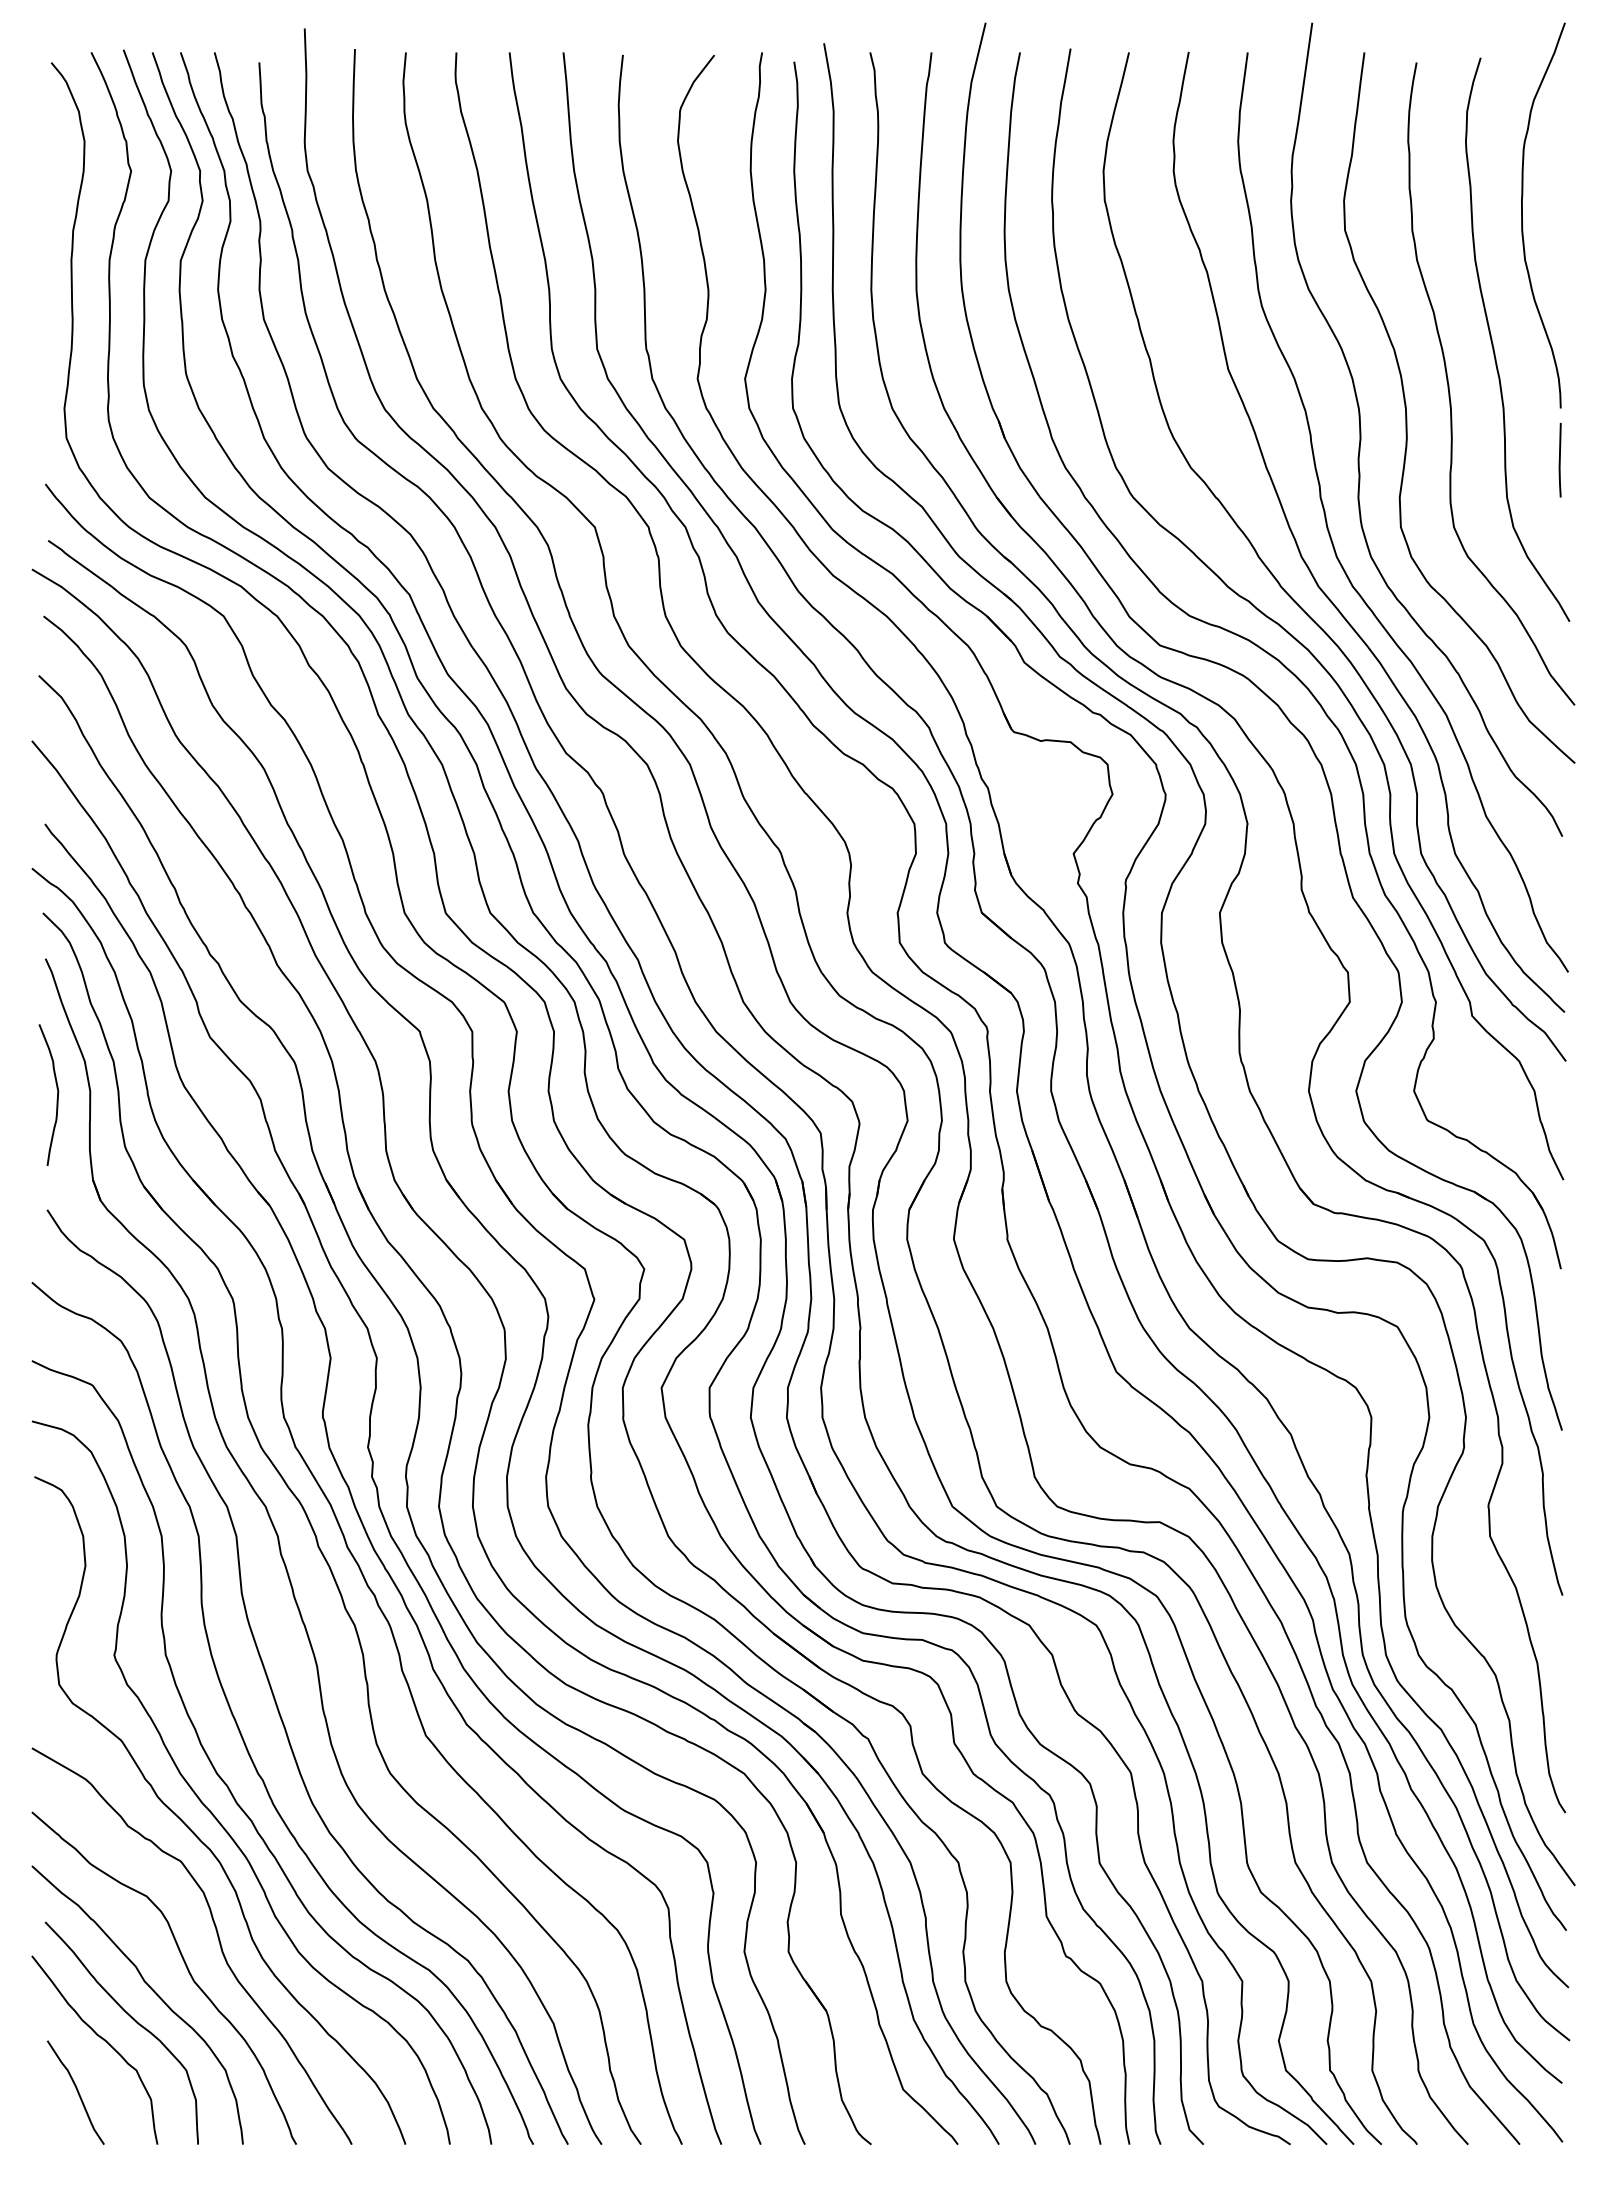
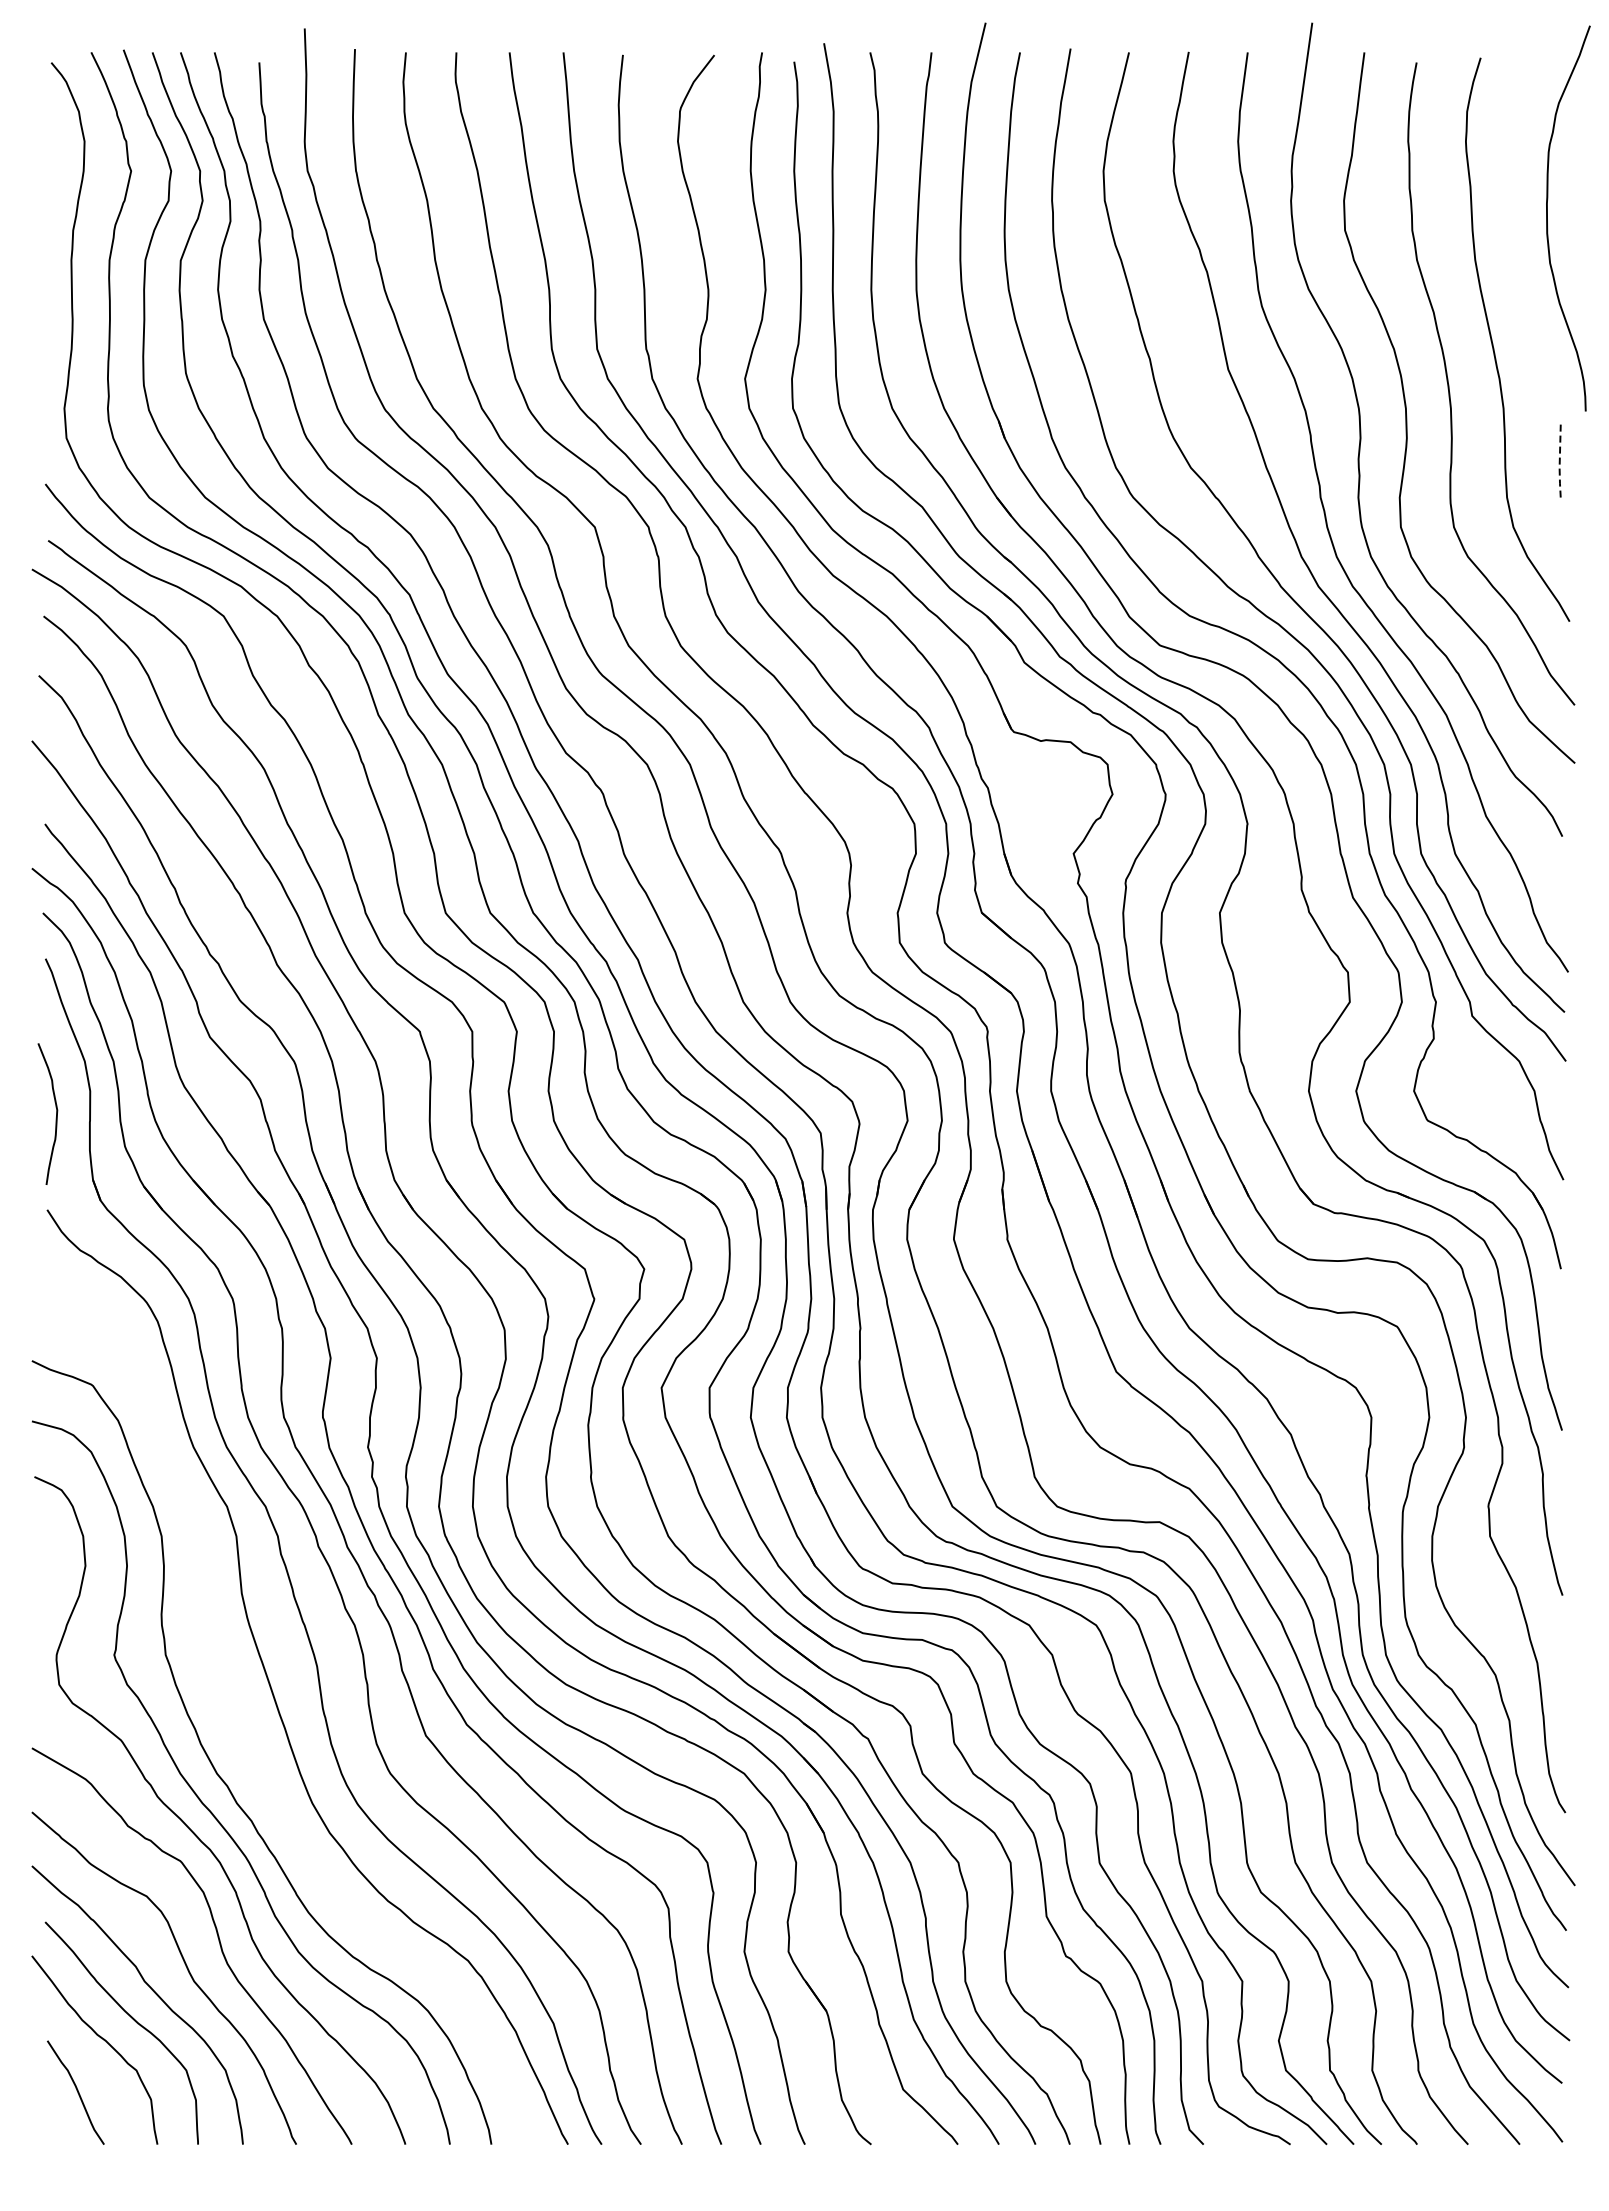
curve position: (1522, 215) -> (1547, 218) (1547, 218)
line: solid -> dashed (1559, 461)
curve position: (57, 1094) -> (56, 1113) (56, 1113)
curve: present -> none (241, 1732)
